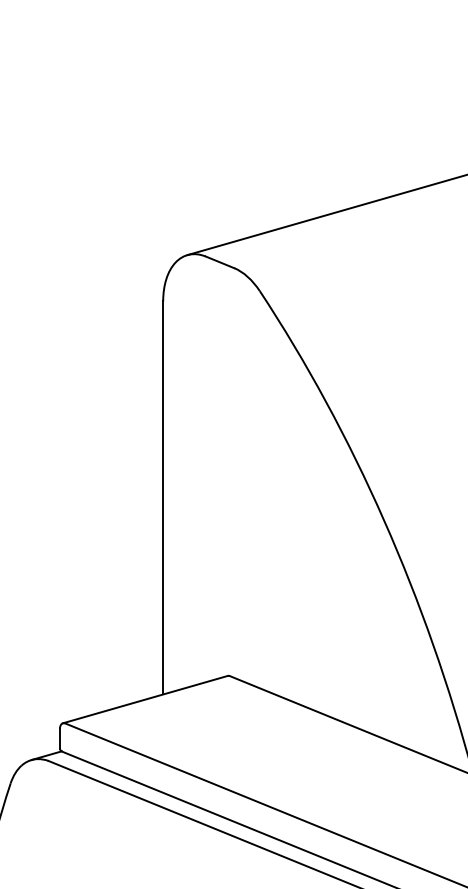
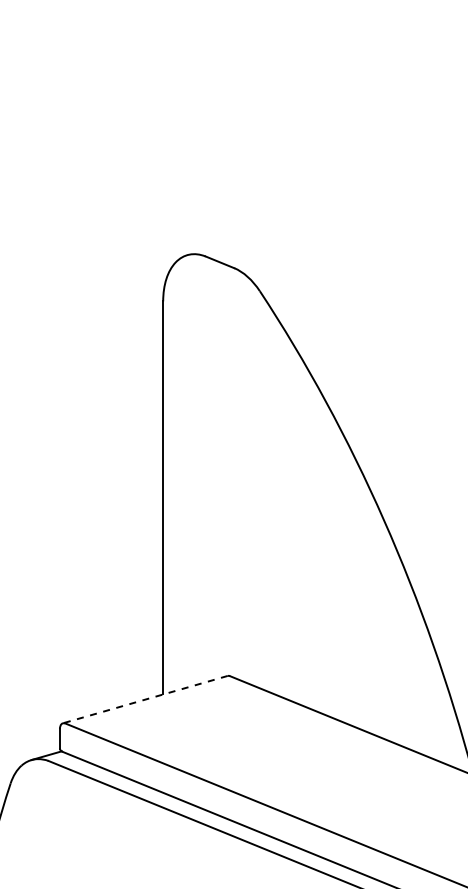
line: present -> none (325, 215)
line: solid -> dashed (145, 699)
